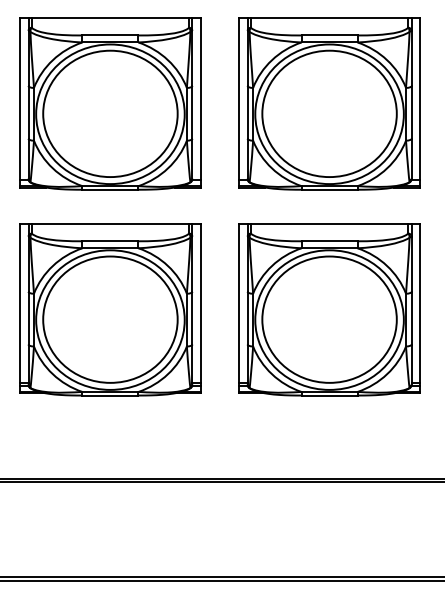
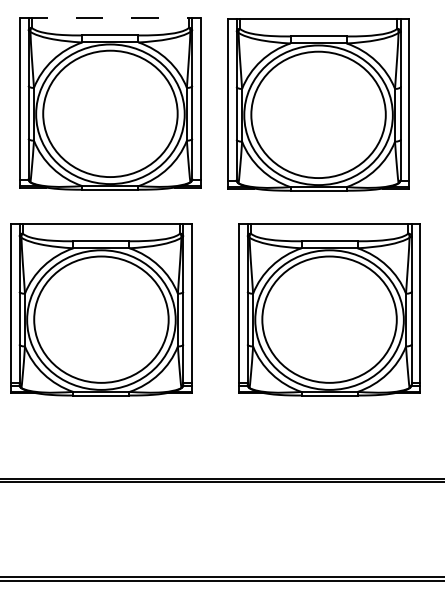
line: solid -> dashed (110, 17)
part position: (329, 103) -> (318, 104) (318, 104)
part position: (110, 309) -> (101, 309) (101, 309)
